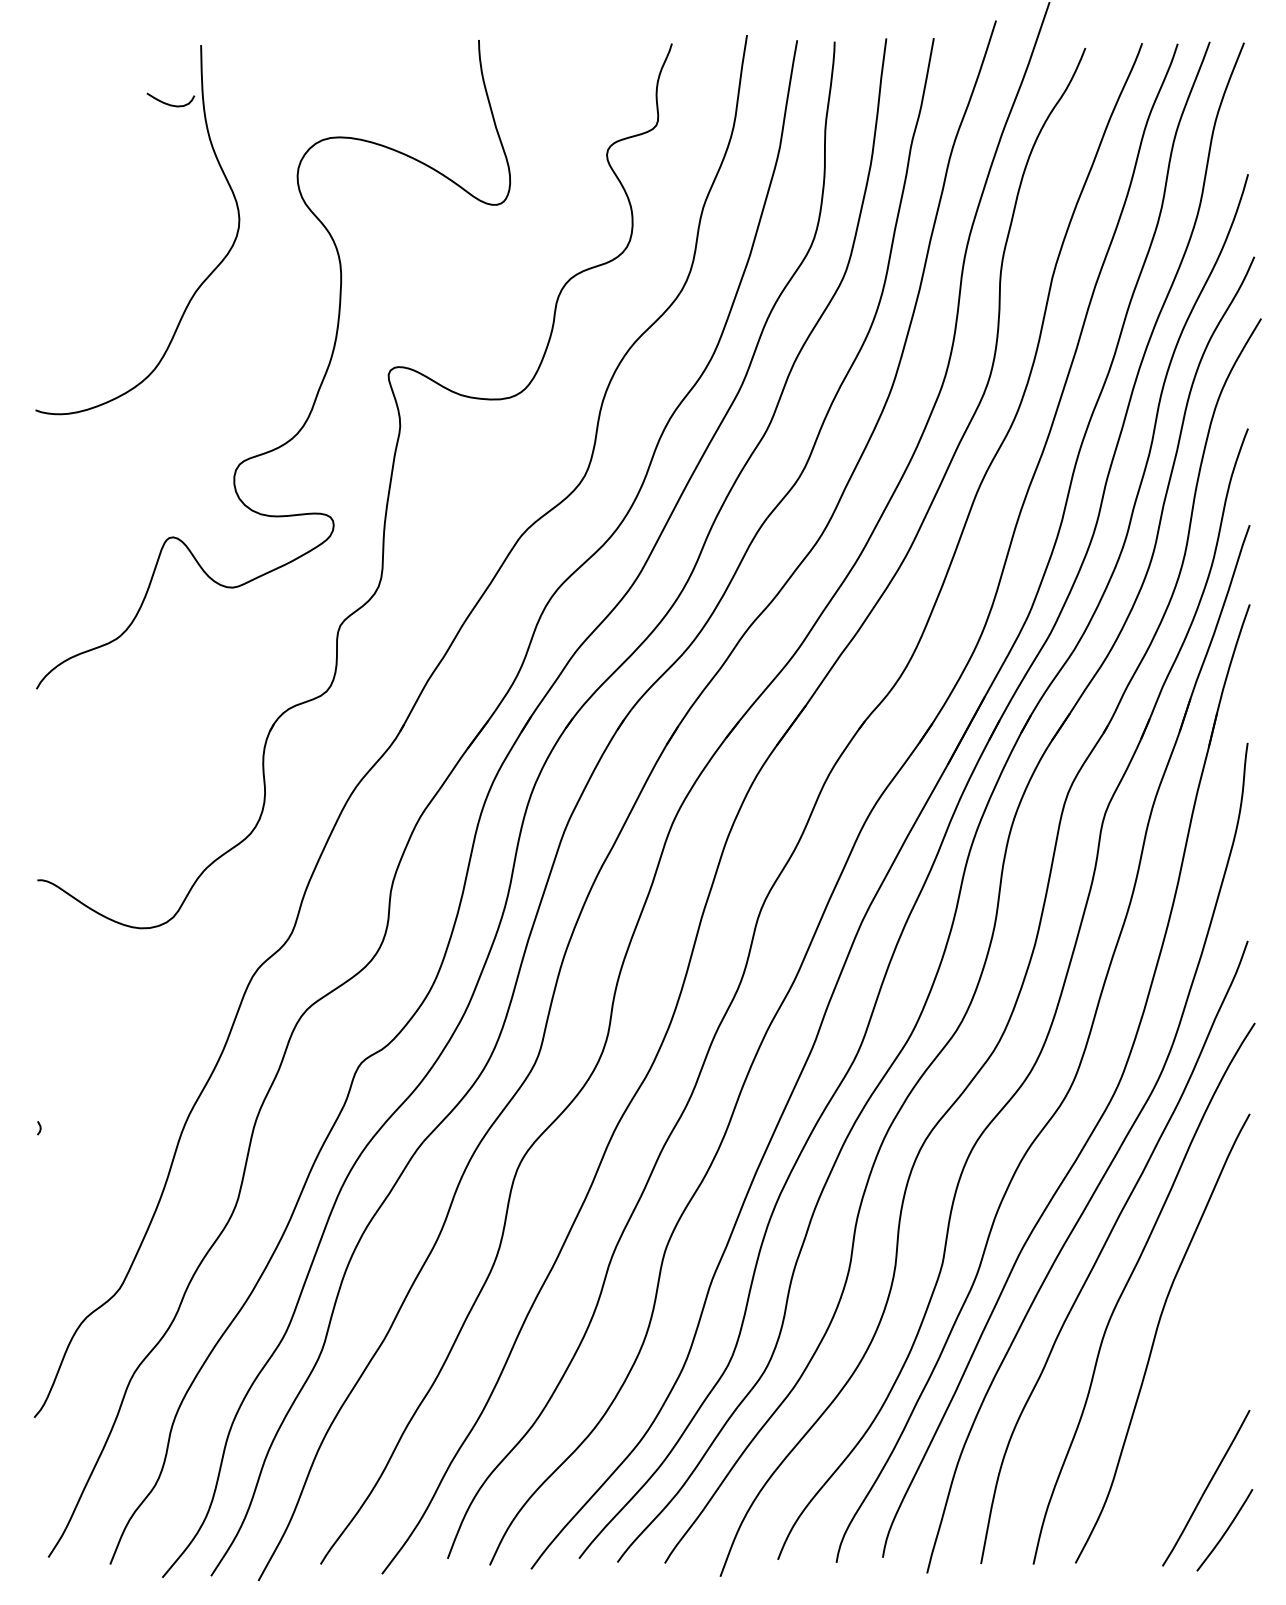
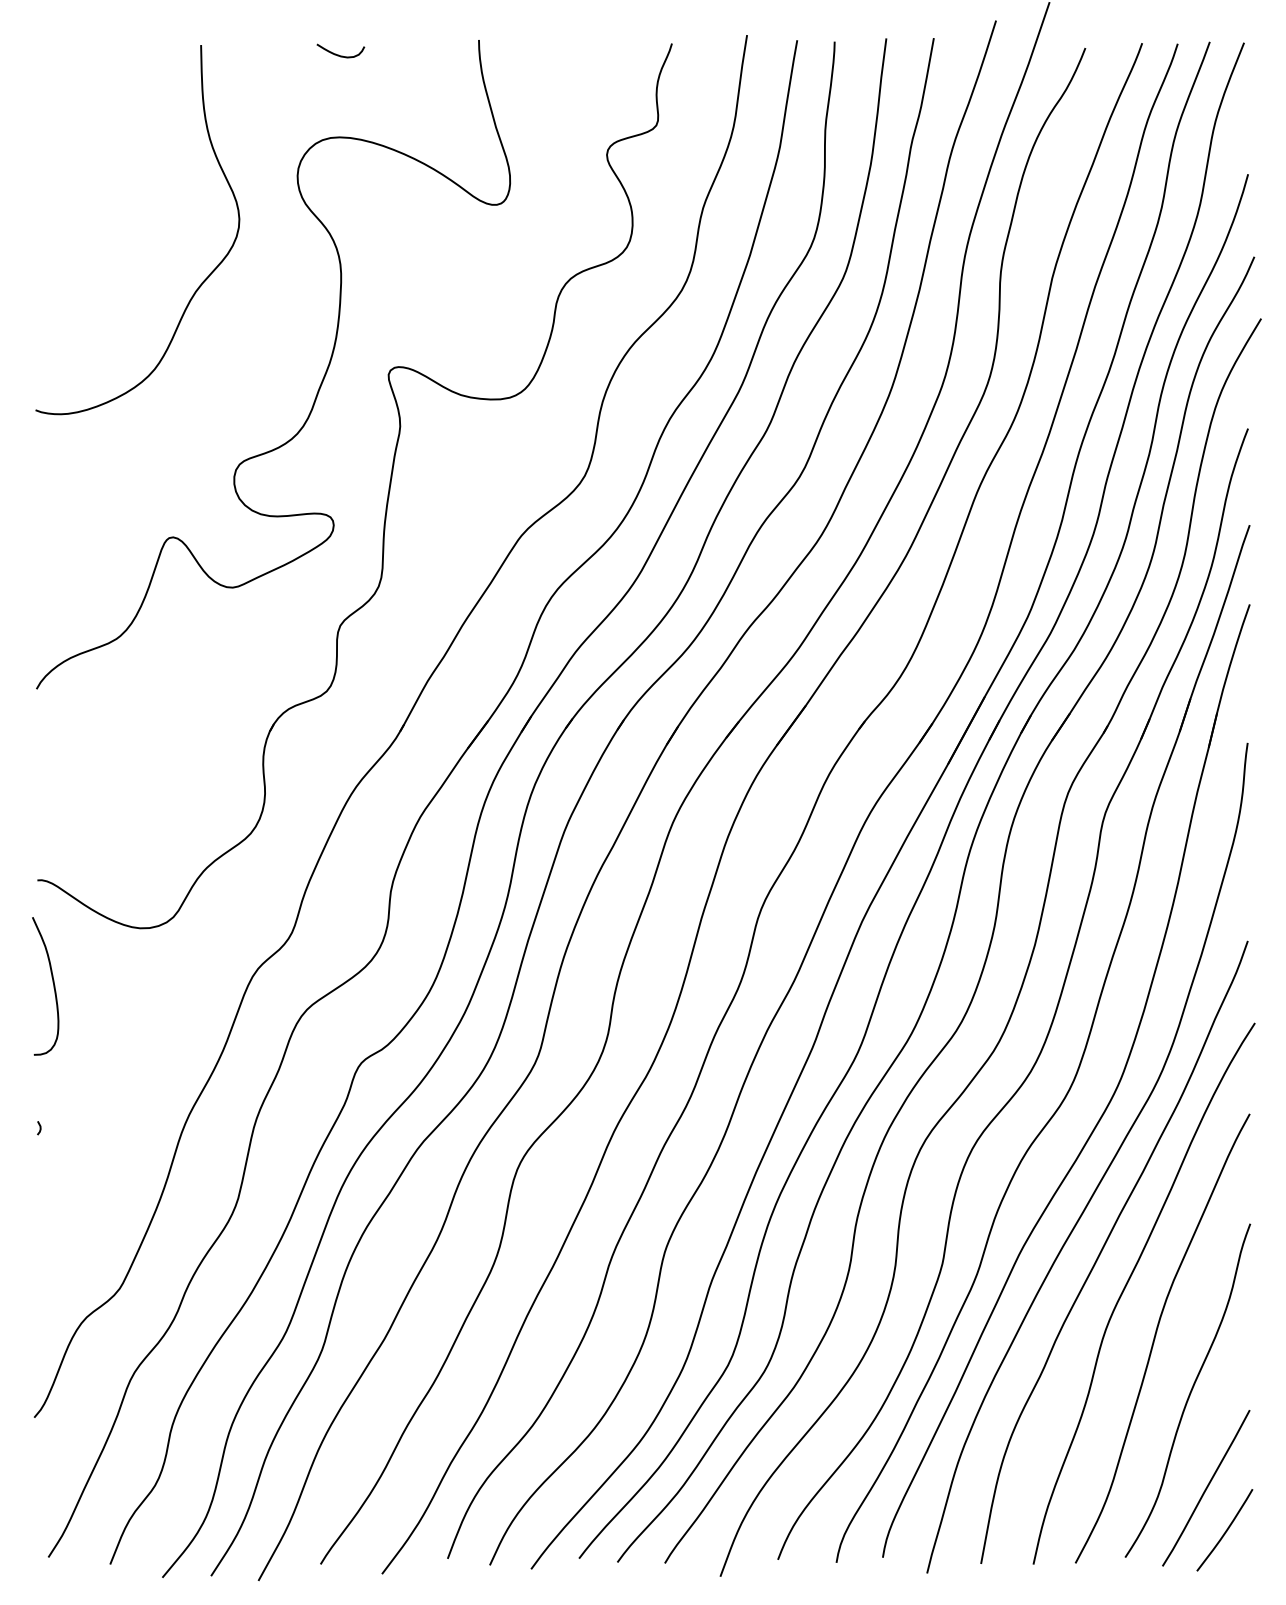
curve position: (168, 103) -> (338, 54) (338, 54)
curve: none -> present (53, 986)
curve: none -> present (1189, 1392)
